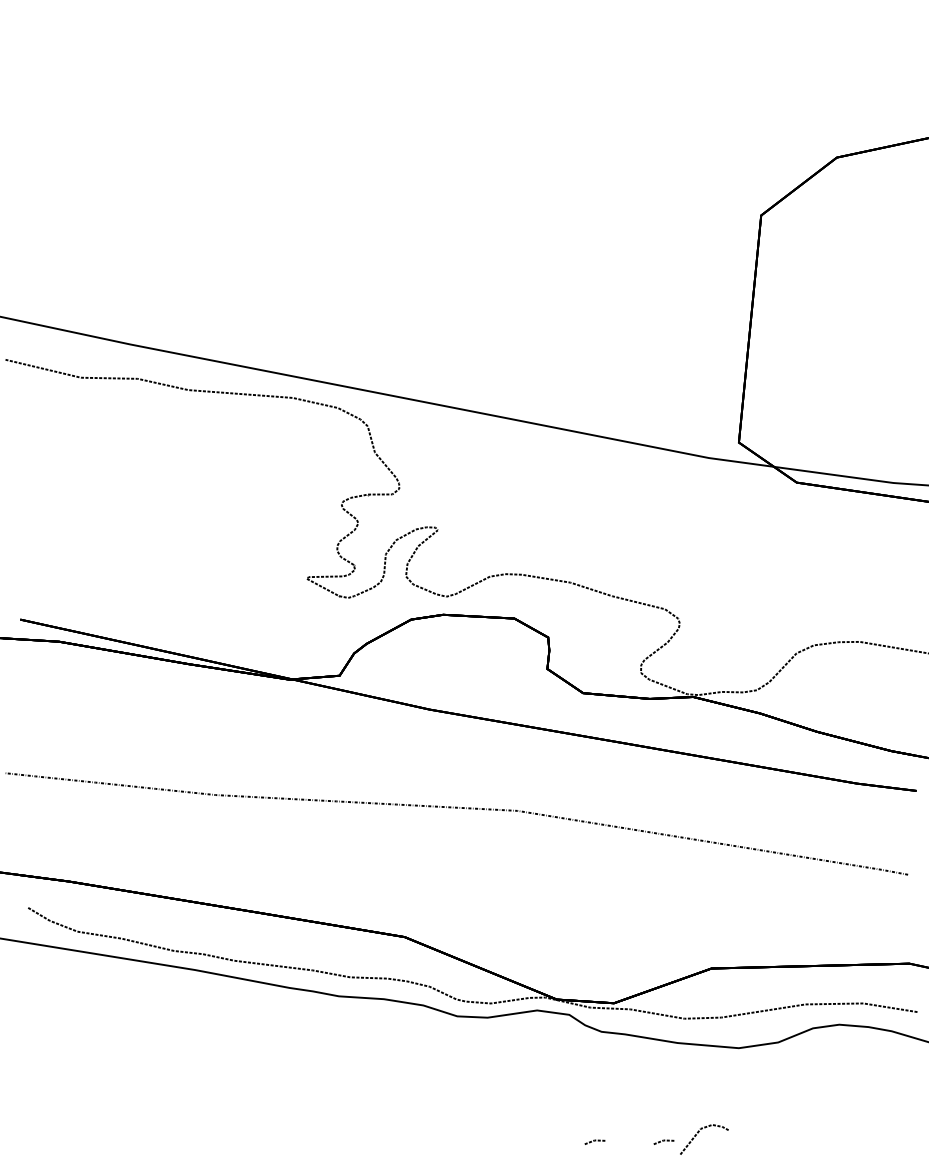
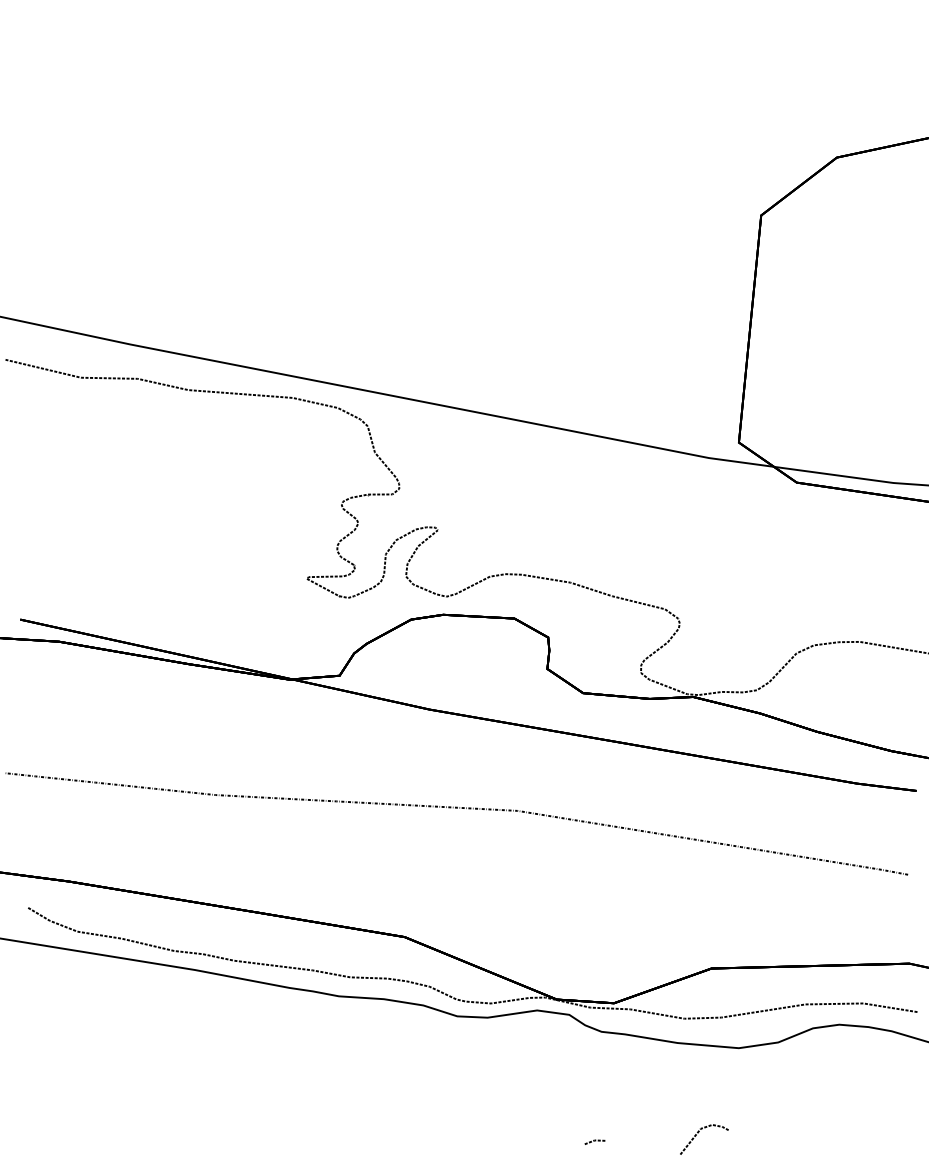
line: present -> none (663, 1141)
